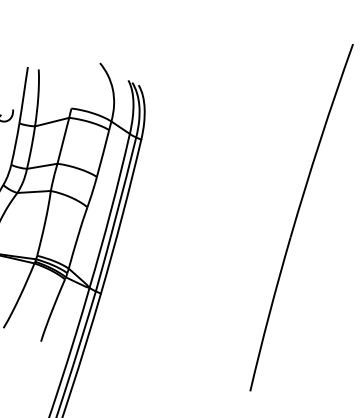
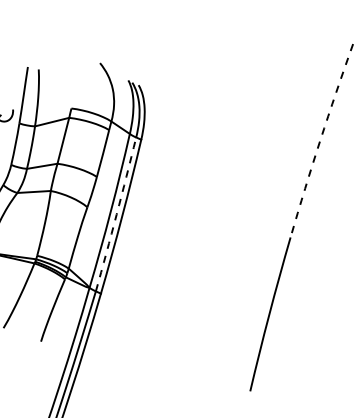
arc: solid -> dashed (320, 140)
arc: solid -> dashed (116, 214)
